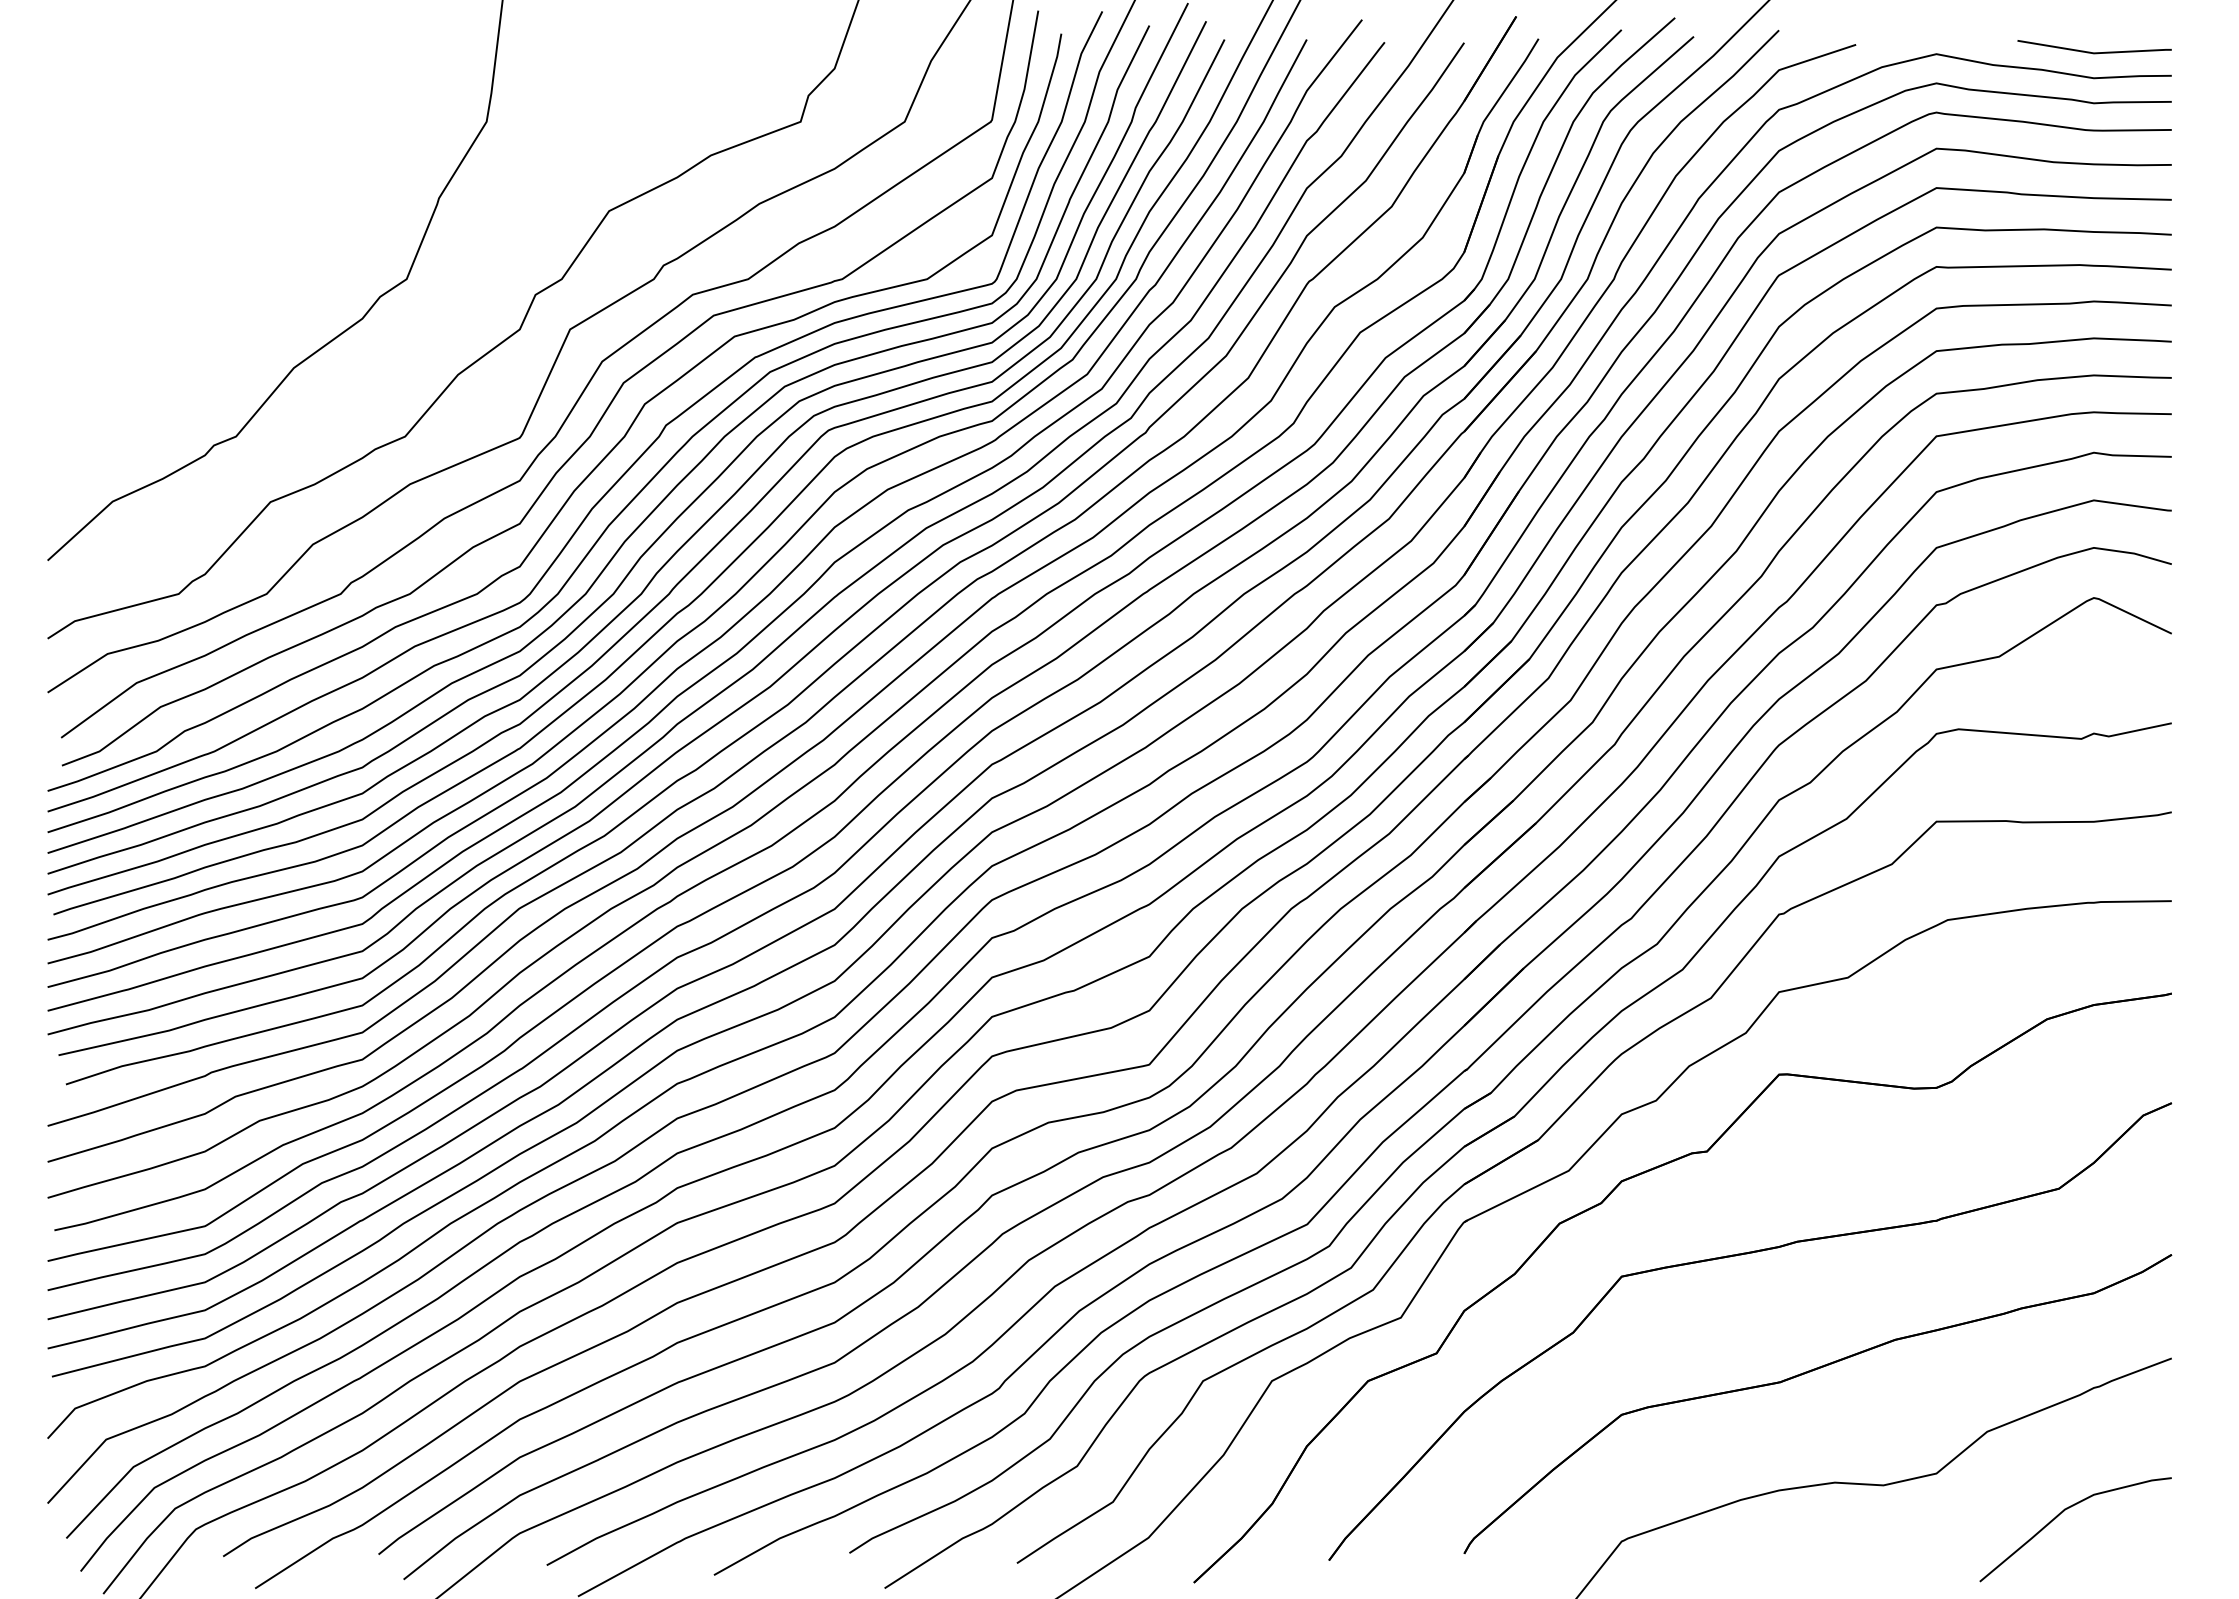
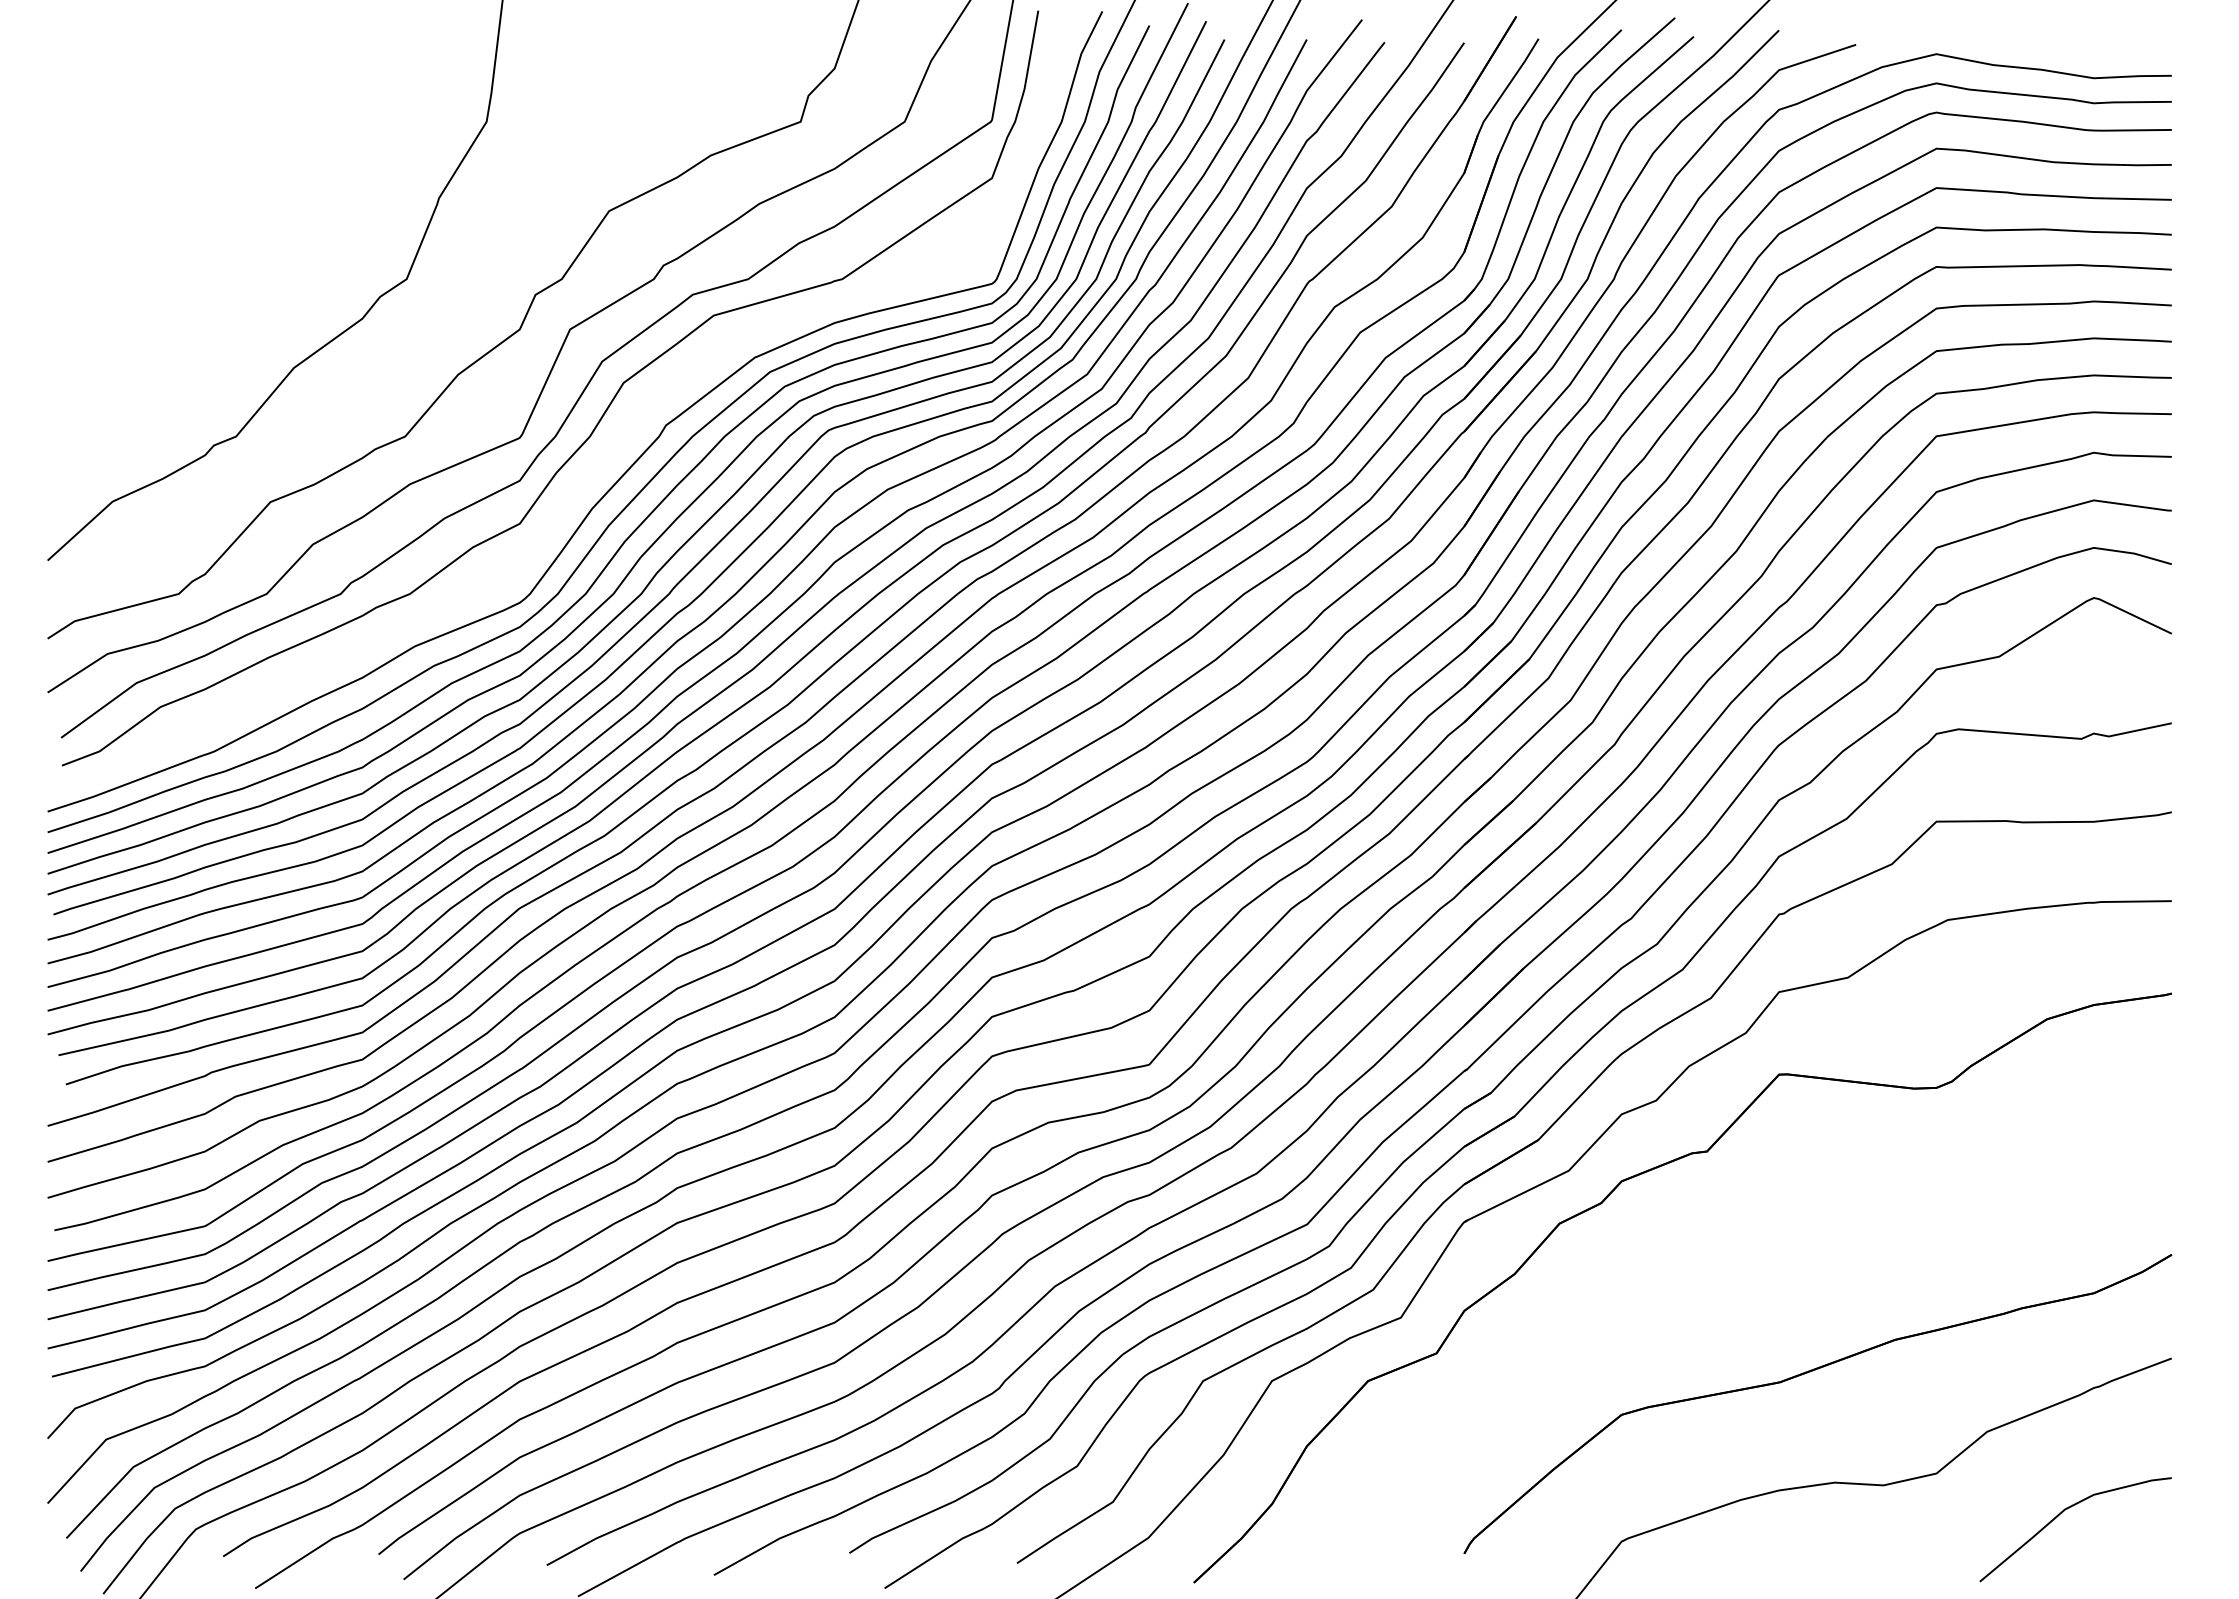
line: present -> none (2094, 52)
curve: present -> none (603, 457)
part: present -> none (1735, 1256)
